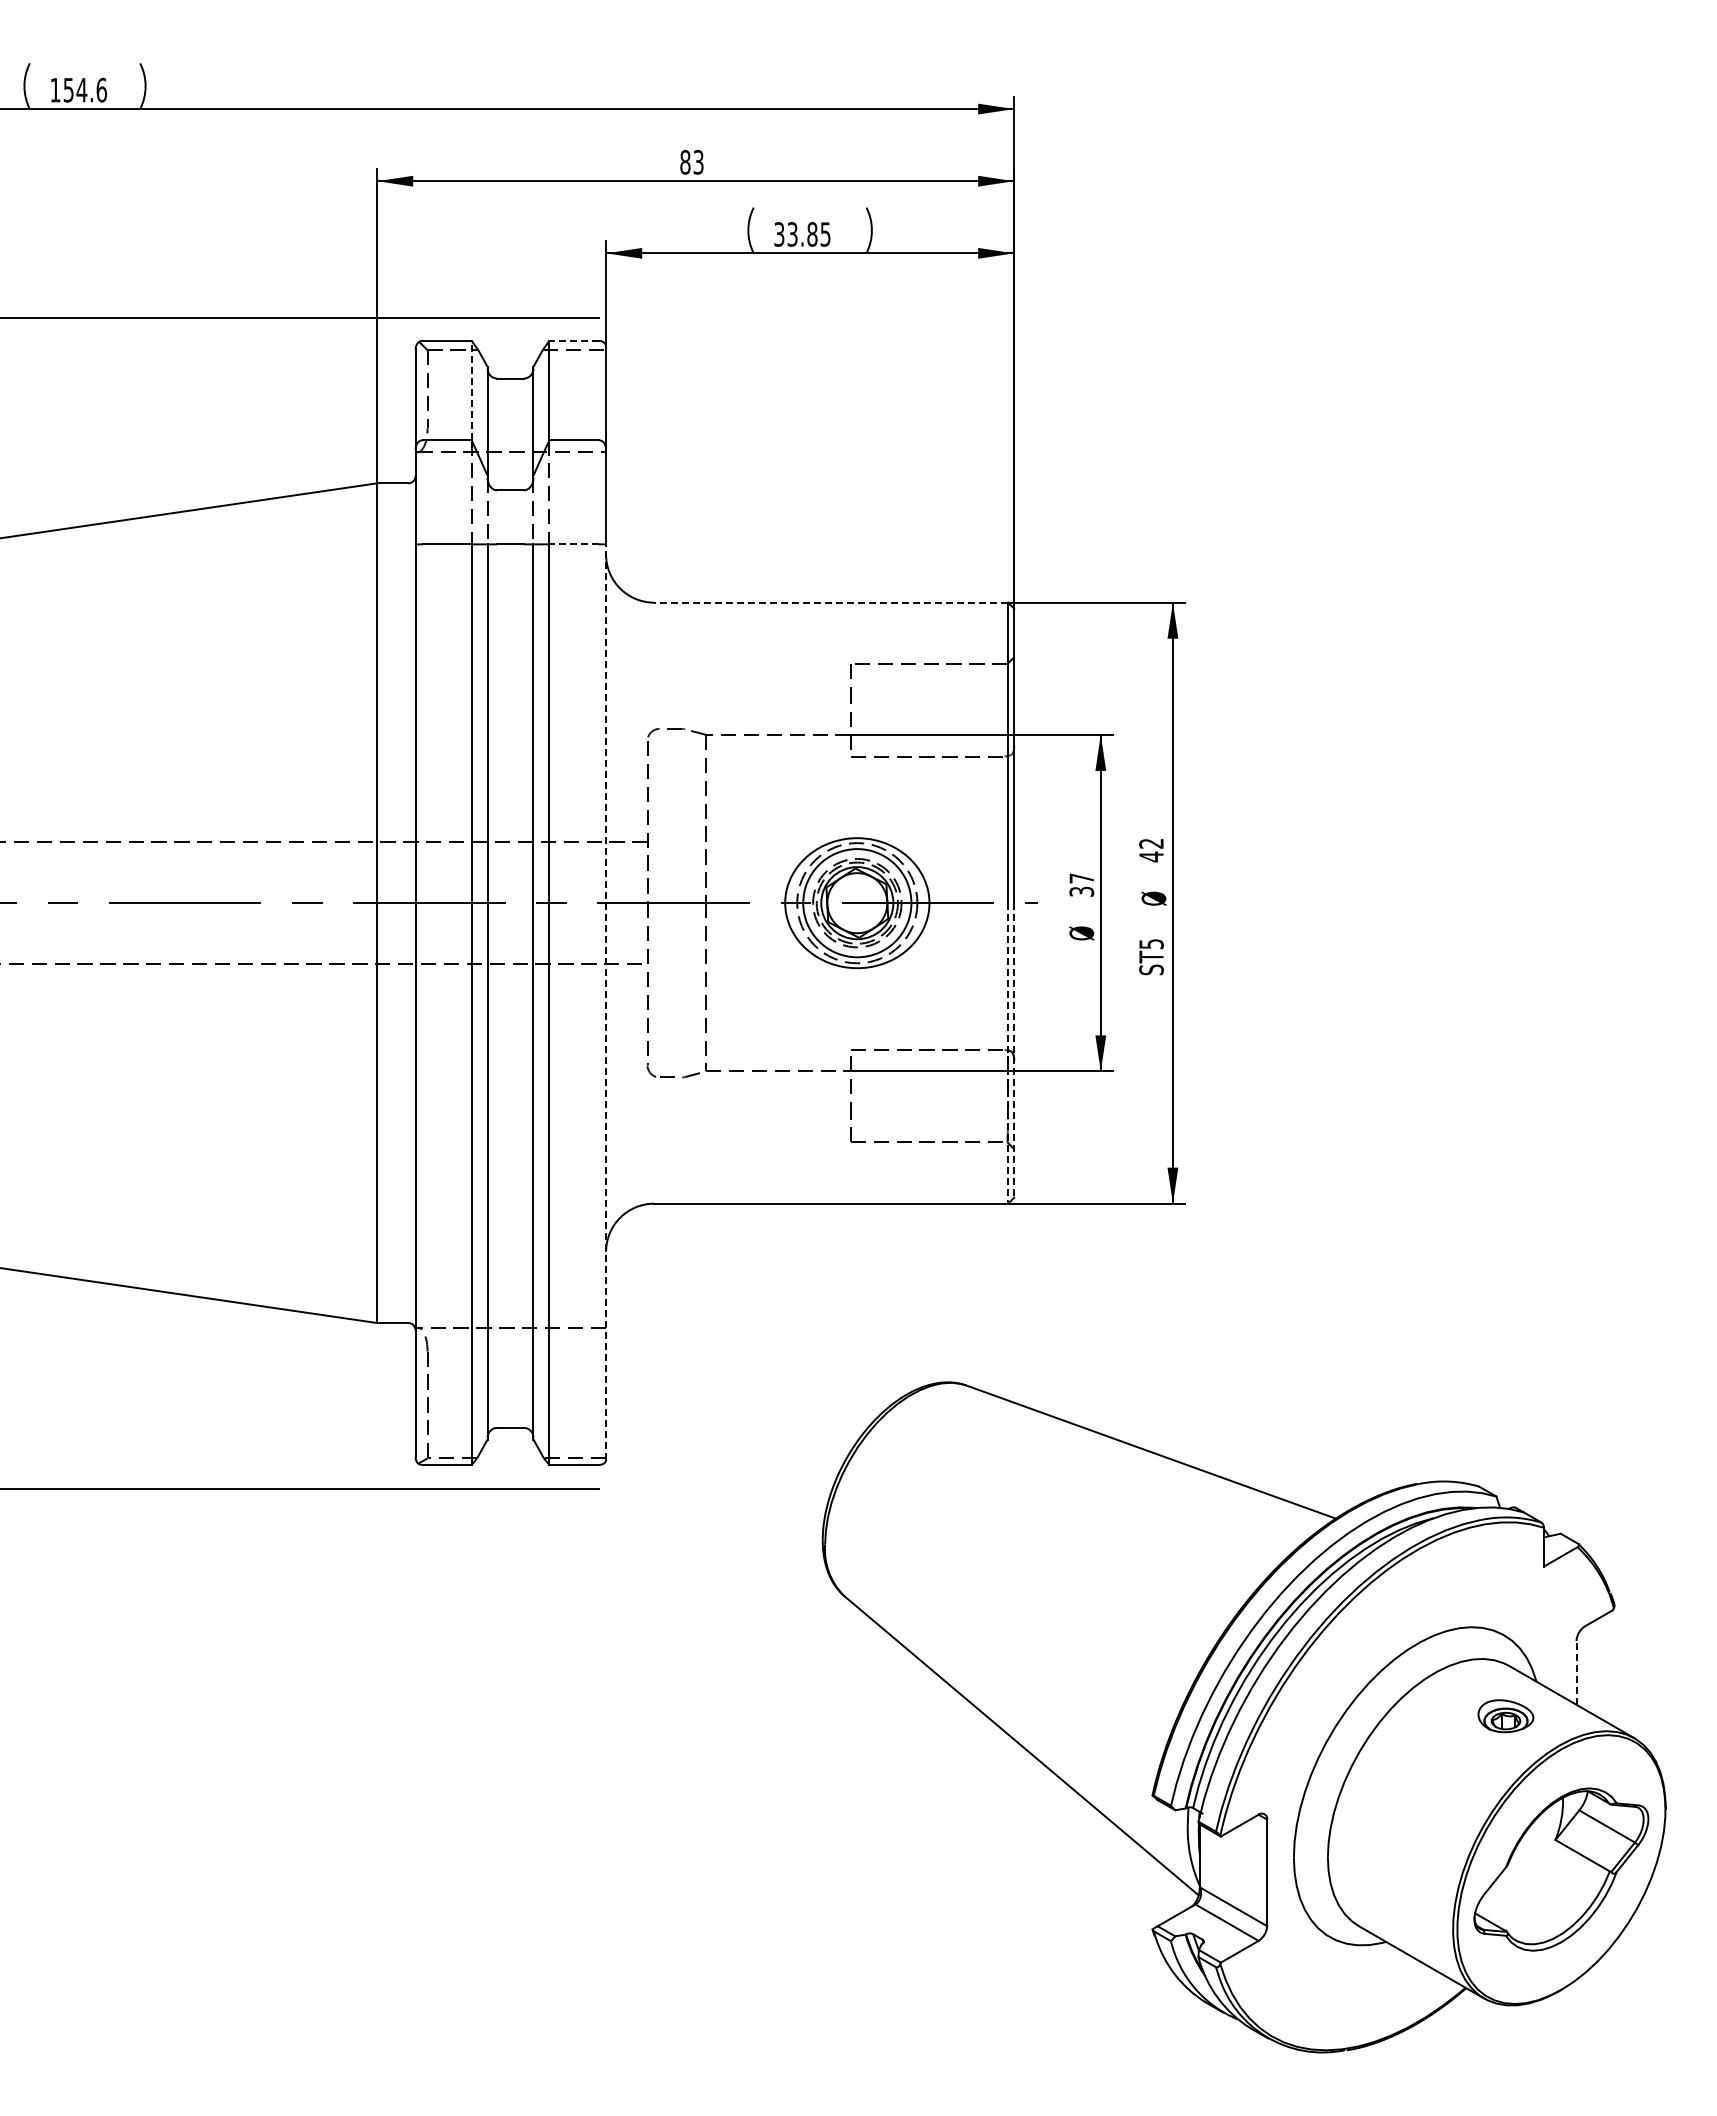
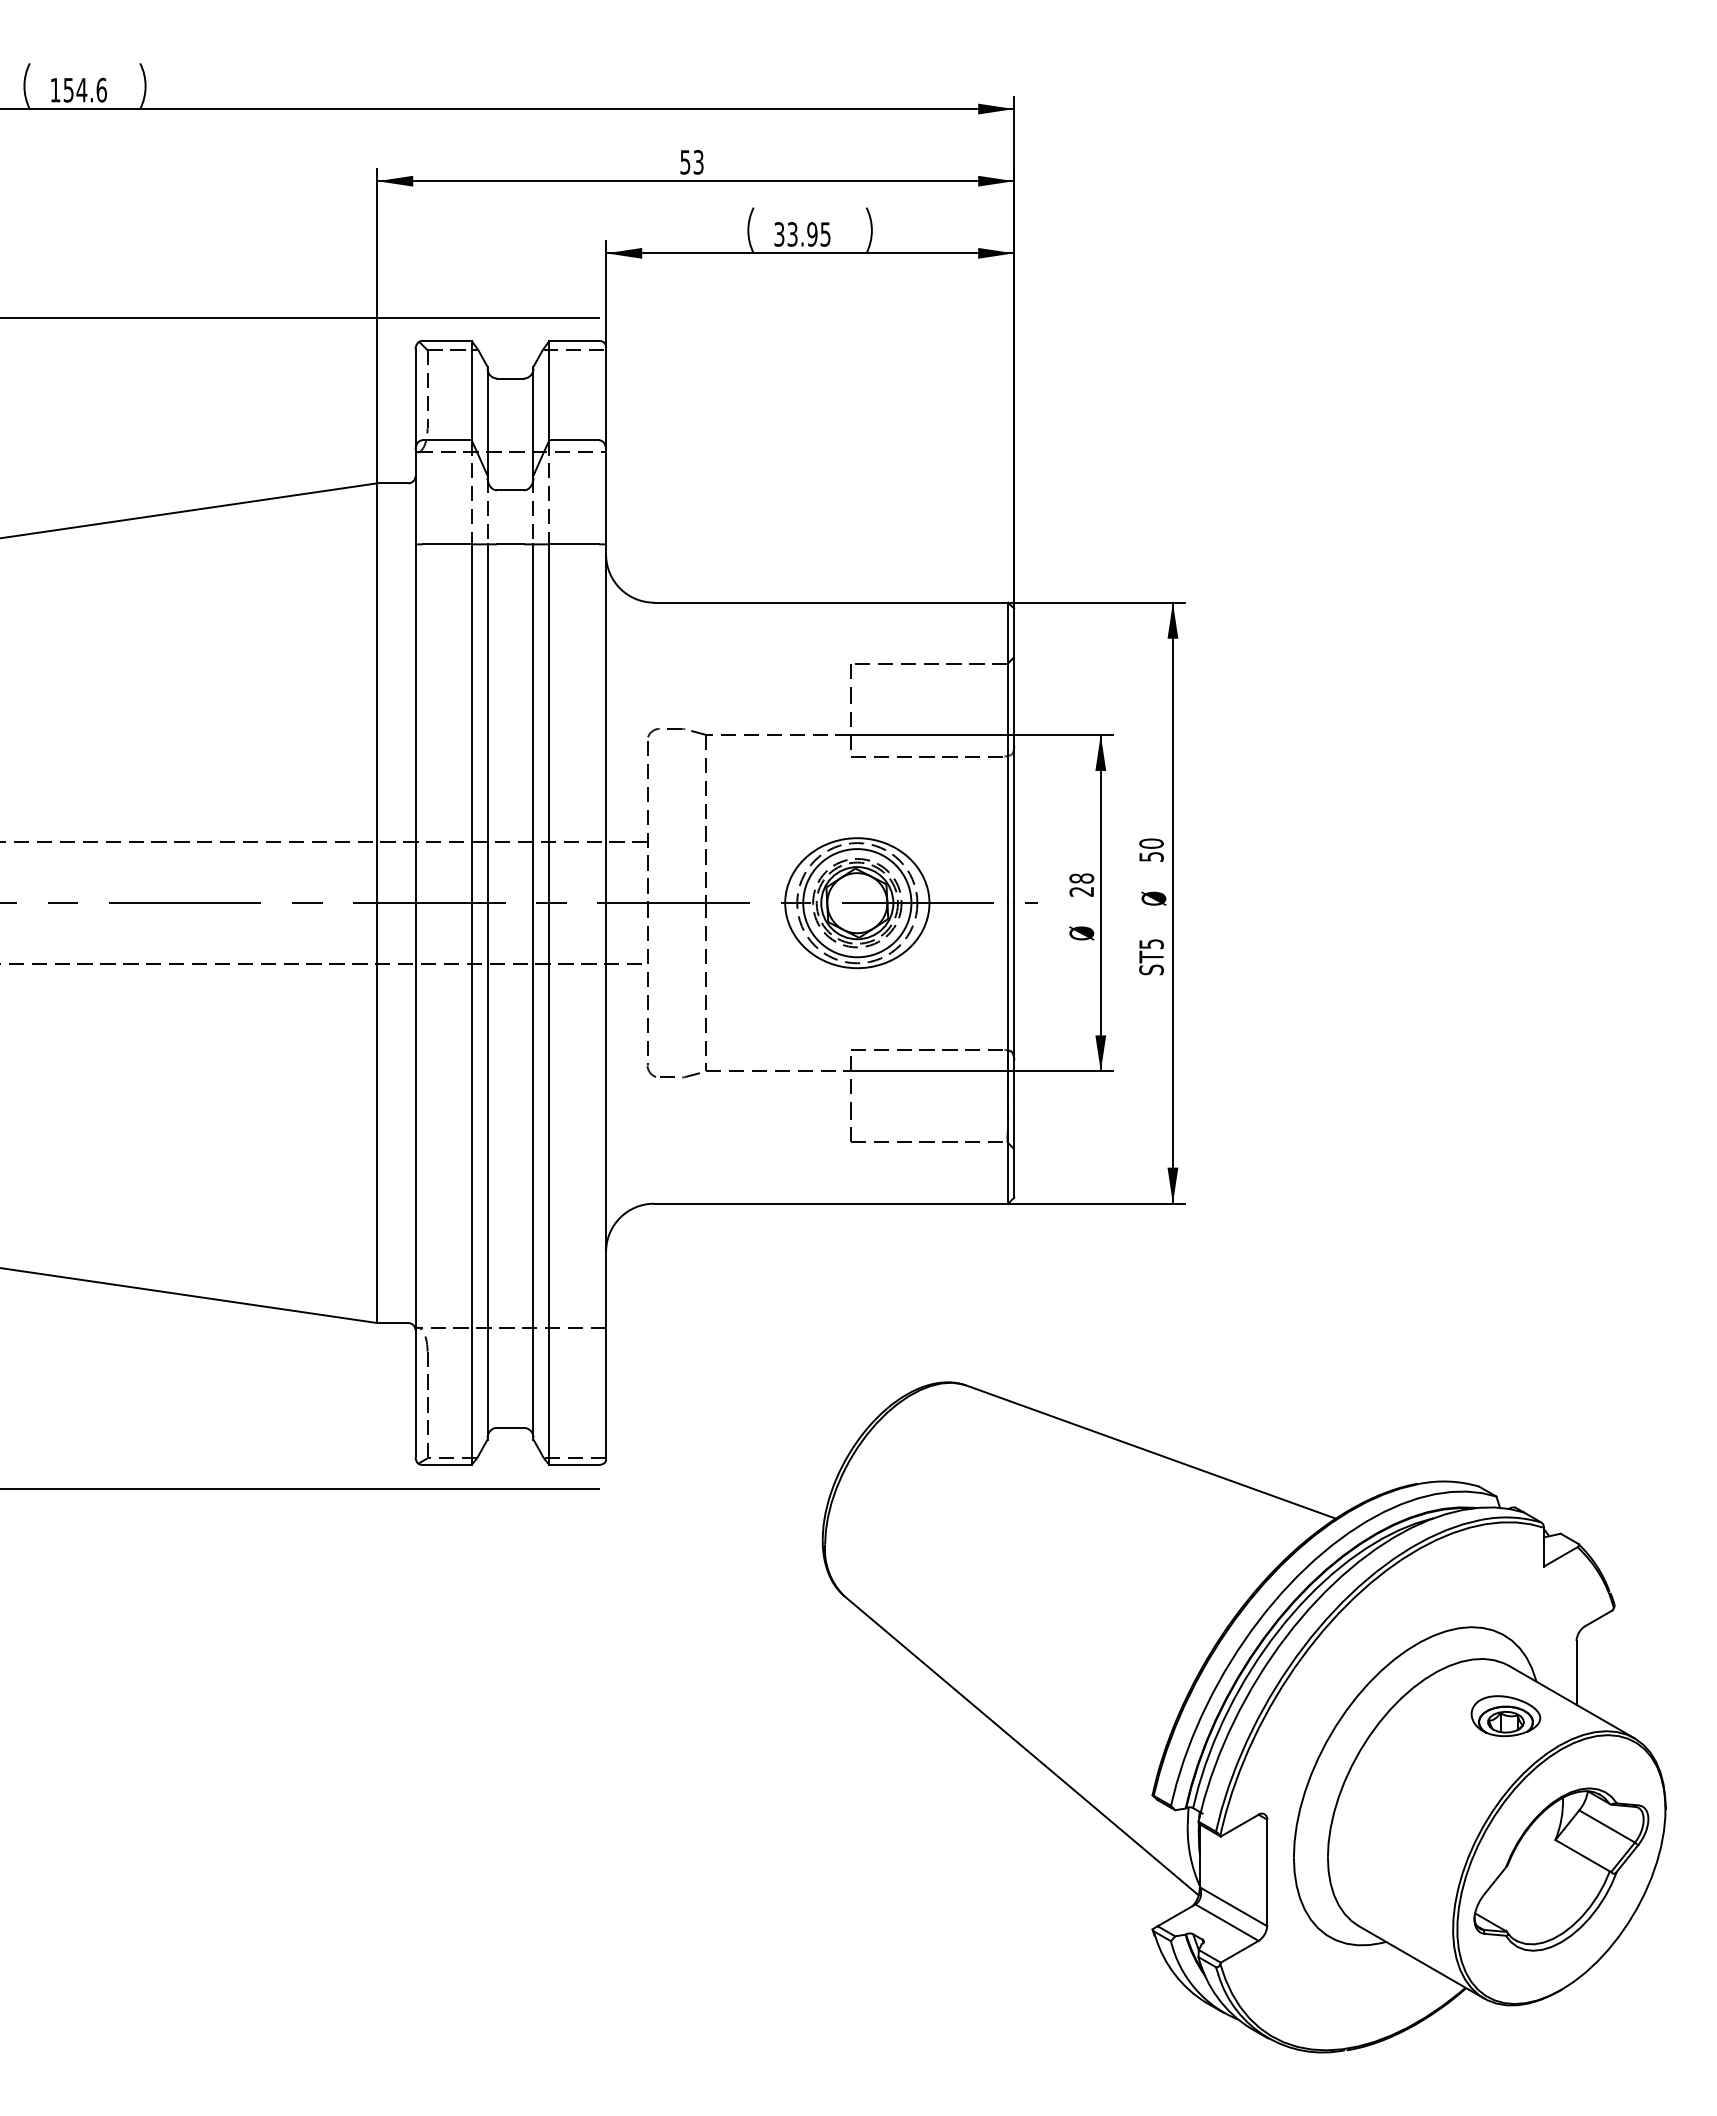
text: 83 -> 53 (685, 162)
text: 33.85 -> 33.95 (812, 234)
line: dashed -> solid (574, 340)
line: dashed -> solid (471, 390)
line: dashed -> solid (574, 544)
line: dashed -> solid (830, 602)
text: 42 -> 50 (1151, 850)
text: 37 -> 28 (1081, 884)
line: dashed -> solid (606, 1002)
line: dashed -> solid (1014, 1050)
line: dashed -> solid (1008, 1053)
line: dashed -> solid (1576, 1672)
part size: 58x35 px -> 72x43 px (1505, 1716)
